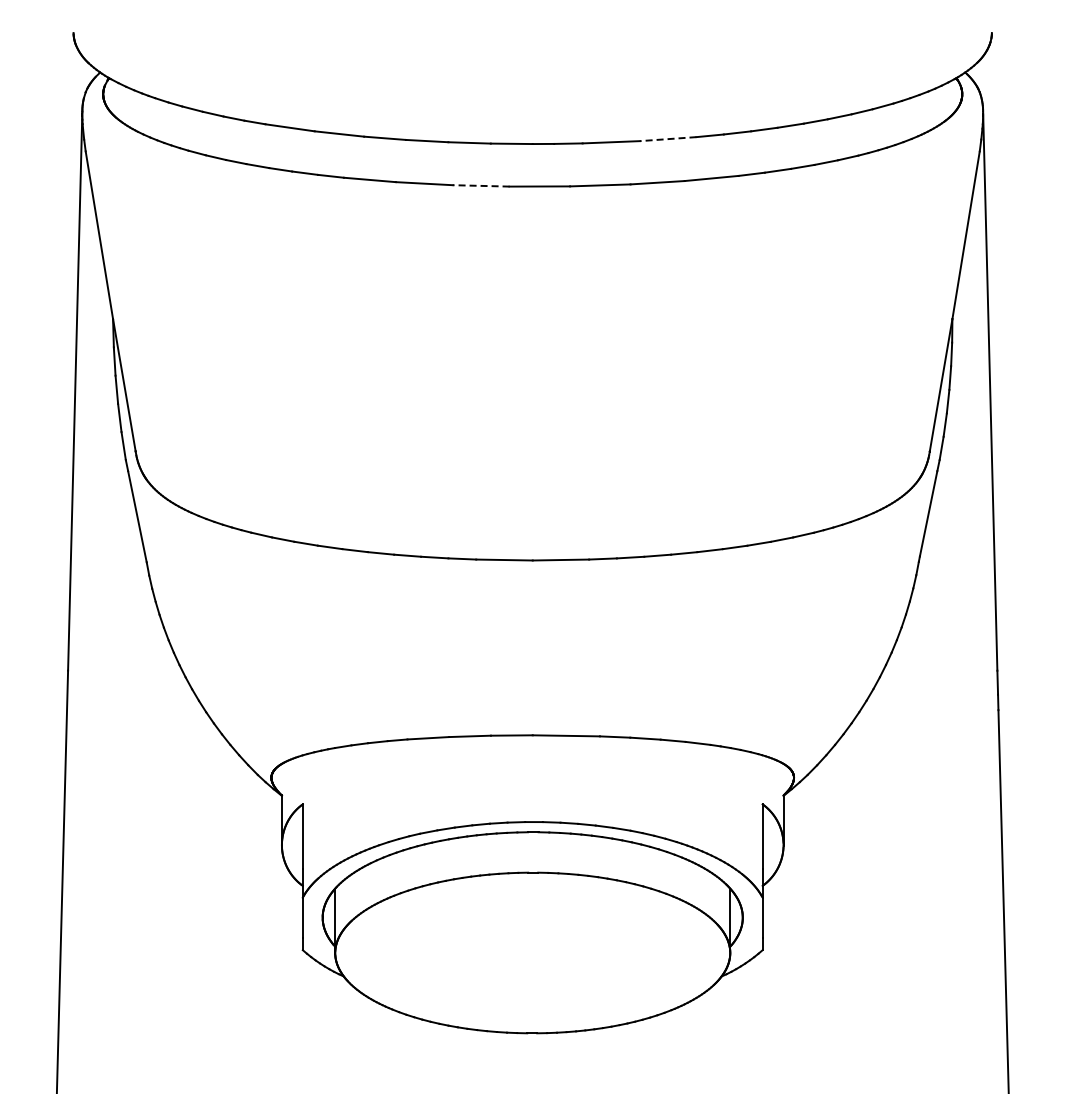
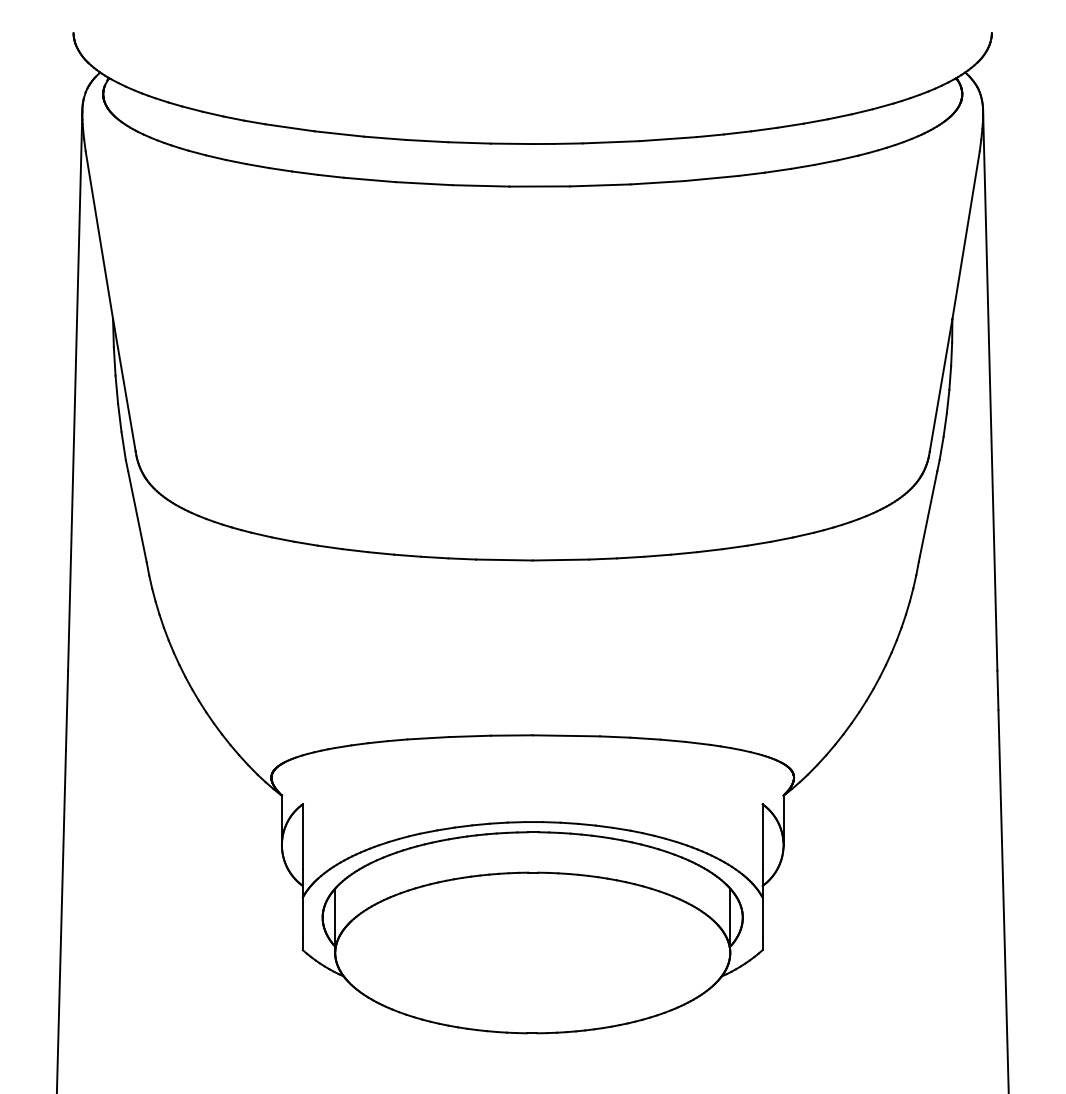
line: dashed -> solid (667, 139)
line: dashed -> solid (480, 185)
